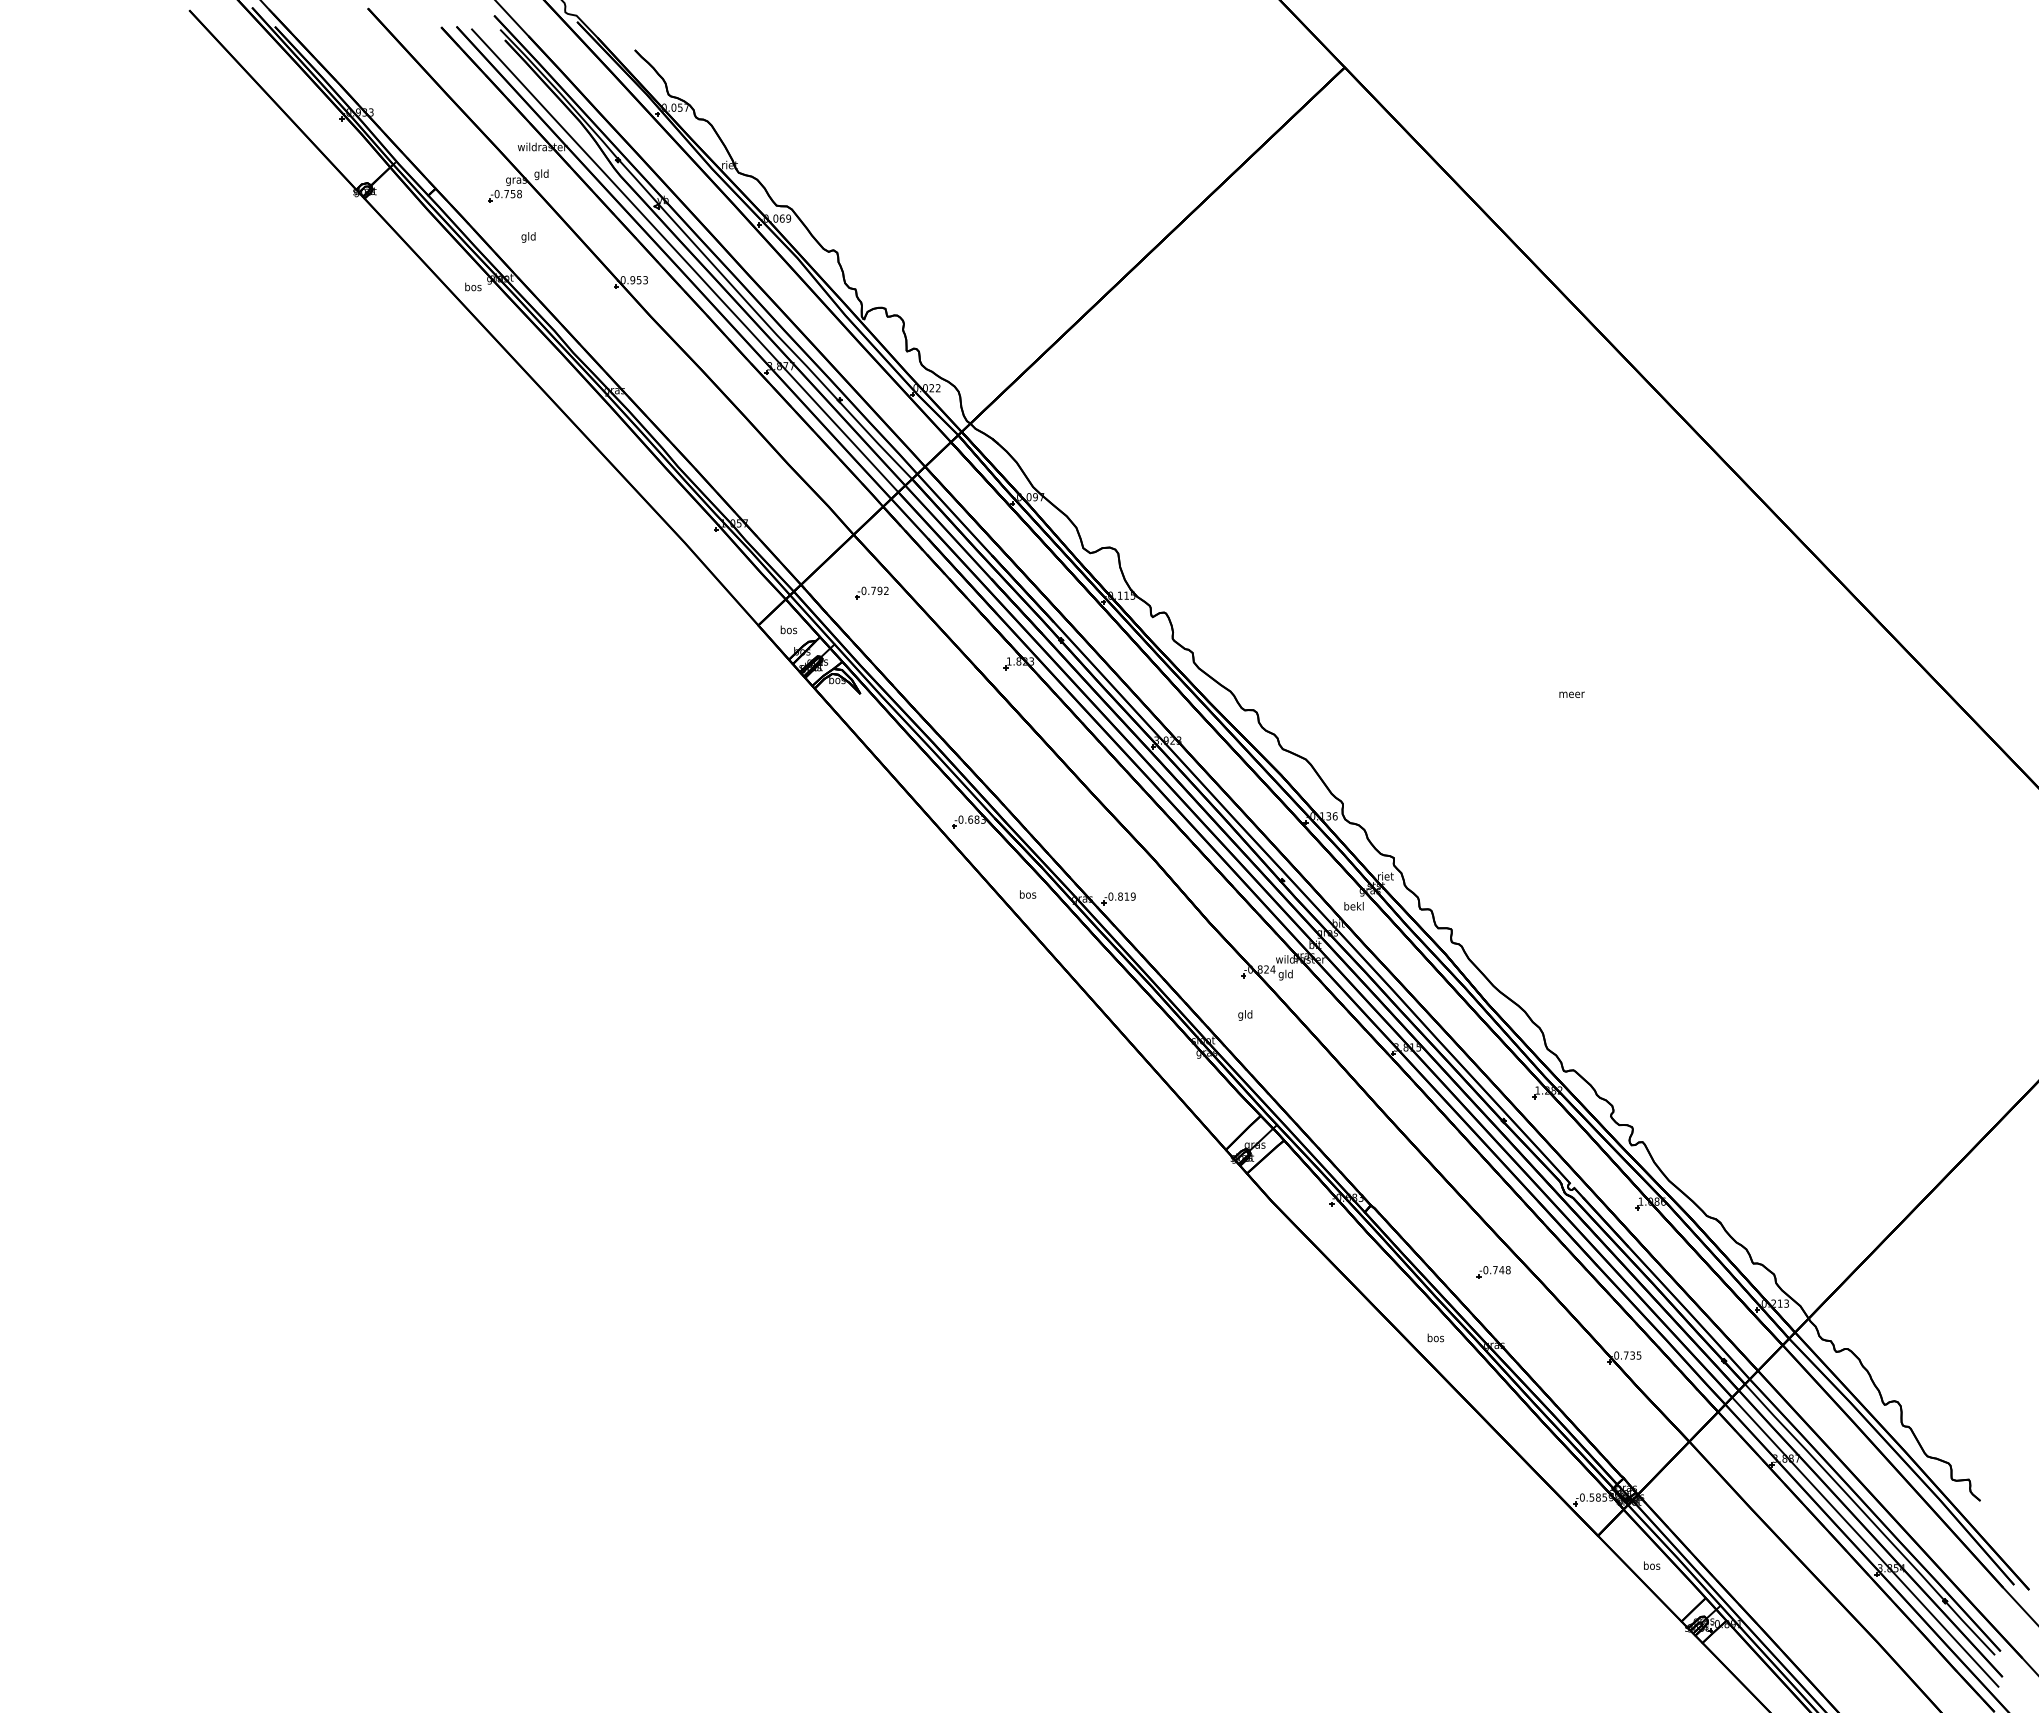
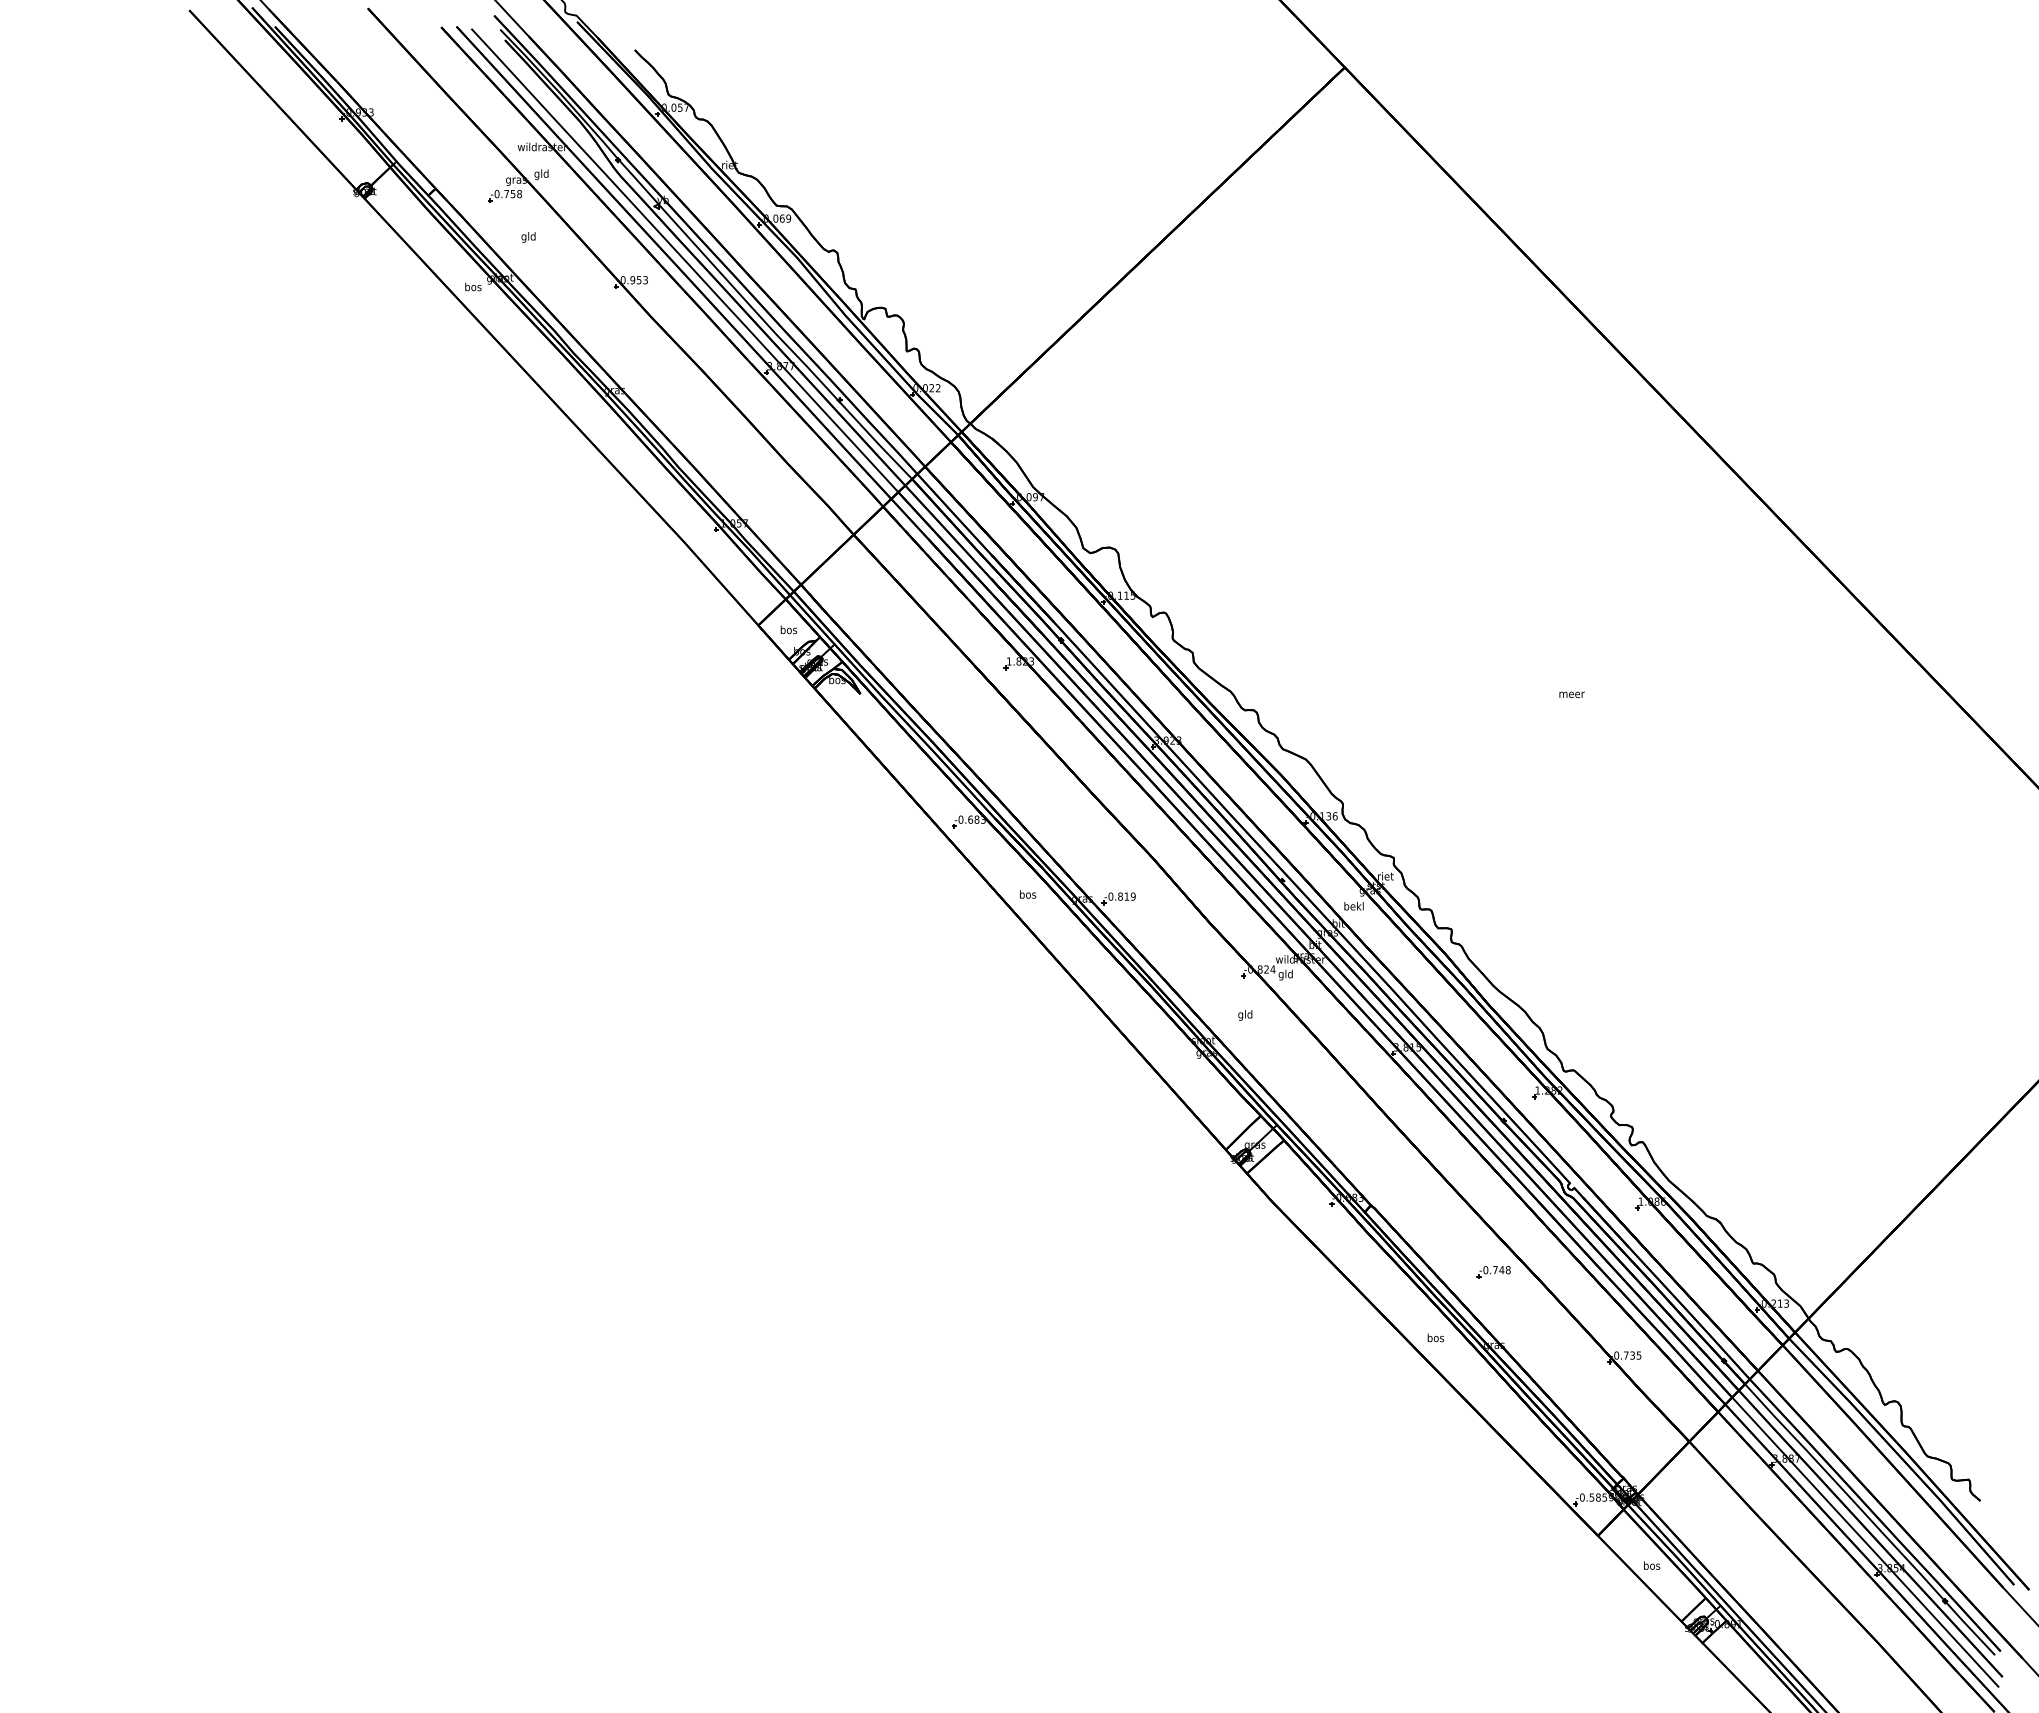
part: present -> none (871, 592)
